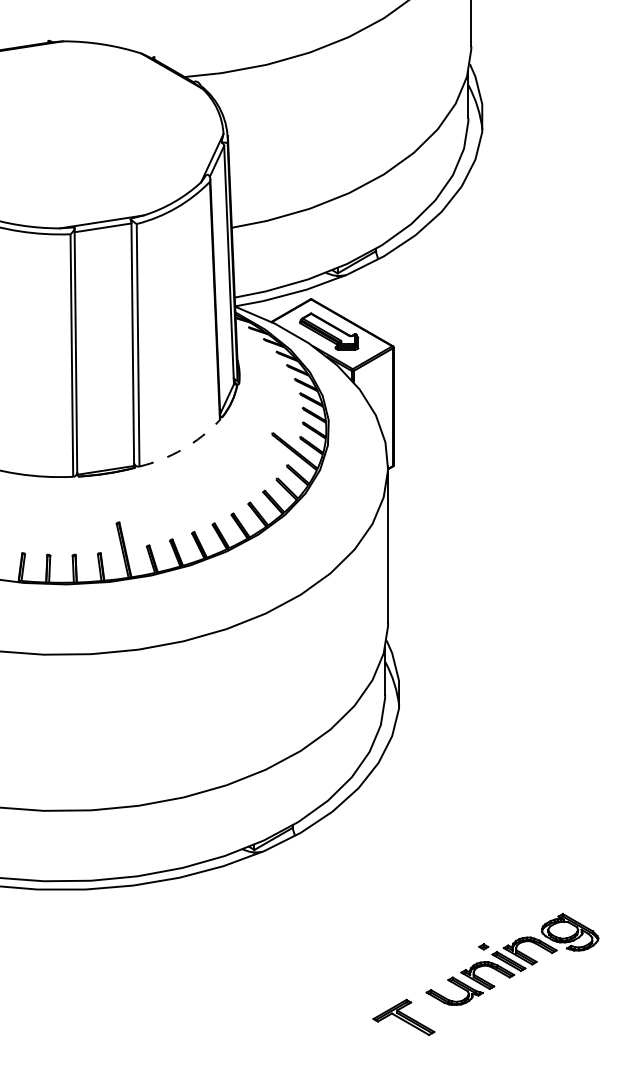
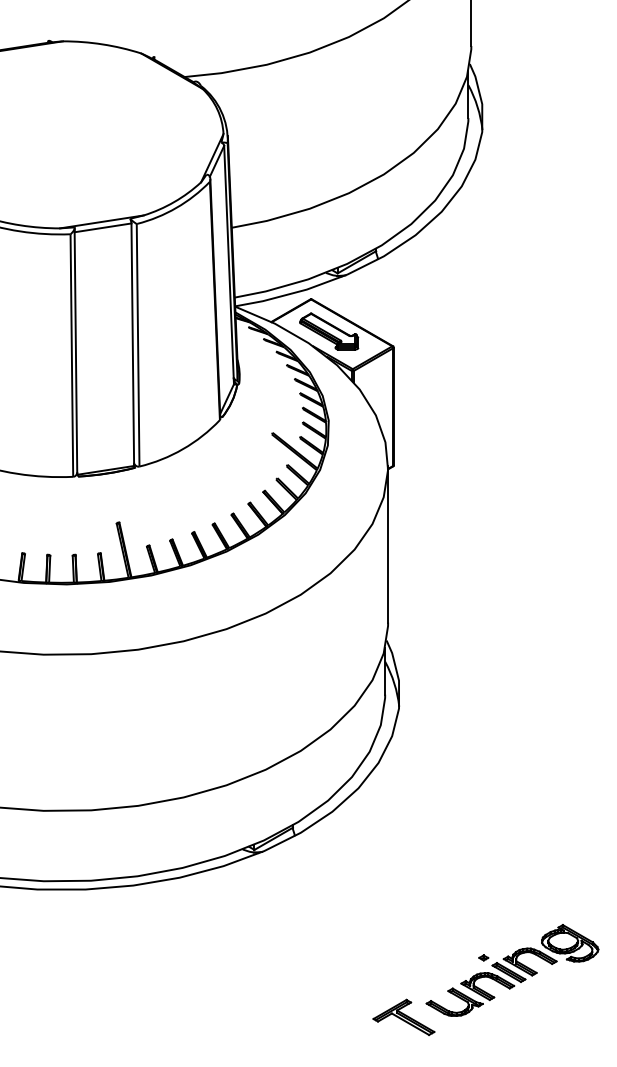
arc: dashed -> solid (183, 449)
part position: (512, 959) -> (512, 970) (512, 970)
